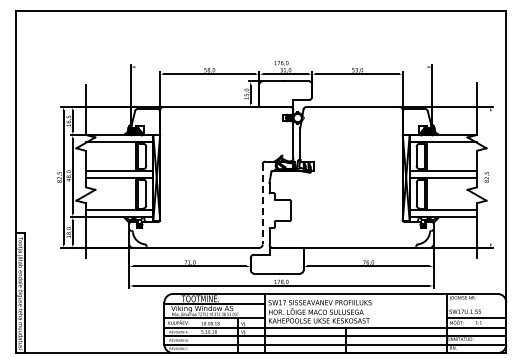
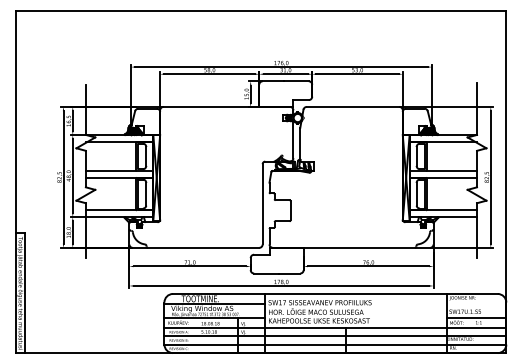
line: none -> present (281, 67)
line: none -> present (490, 177)
line: dashed -> solid (262, 204)
